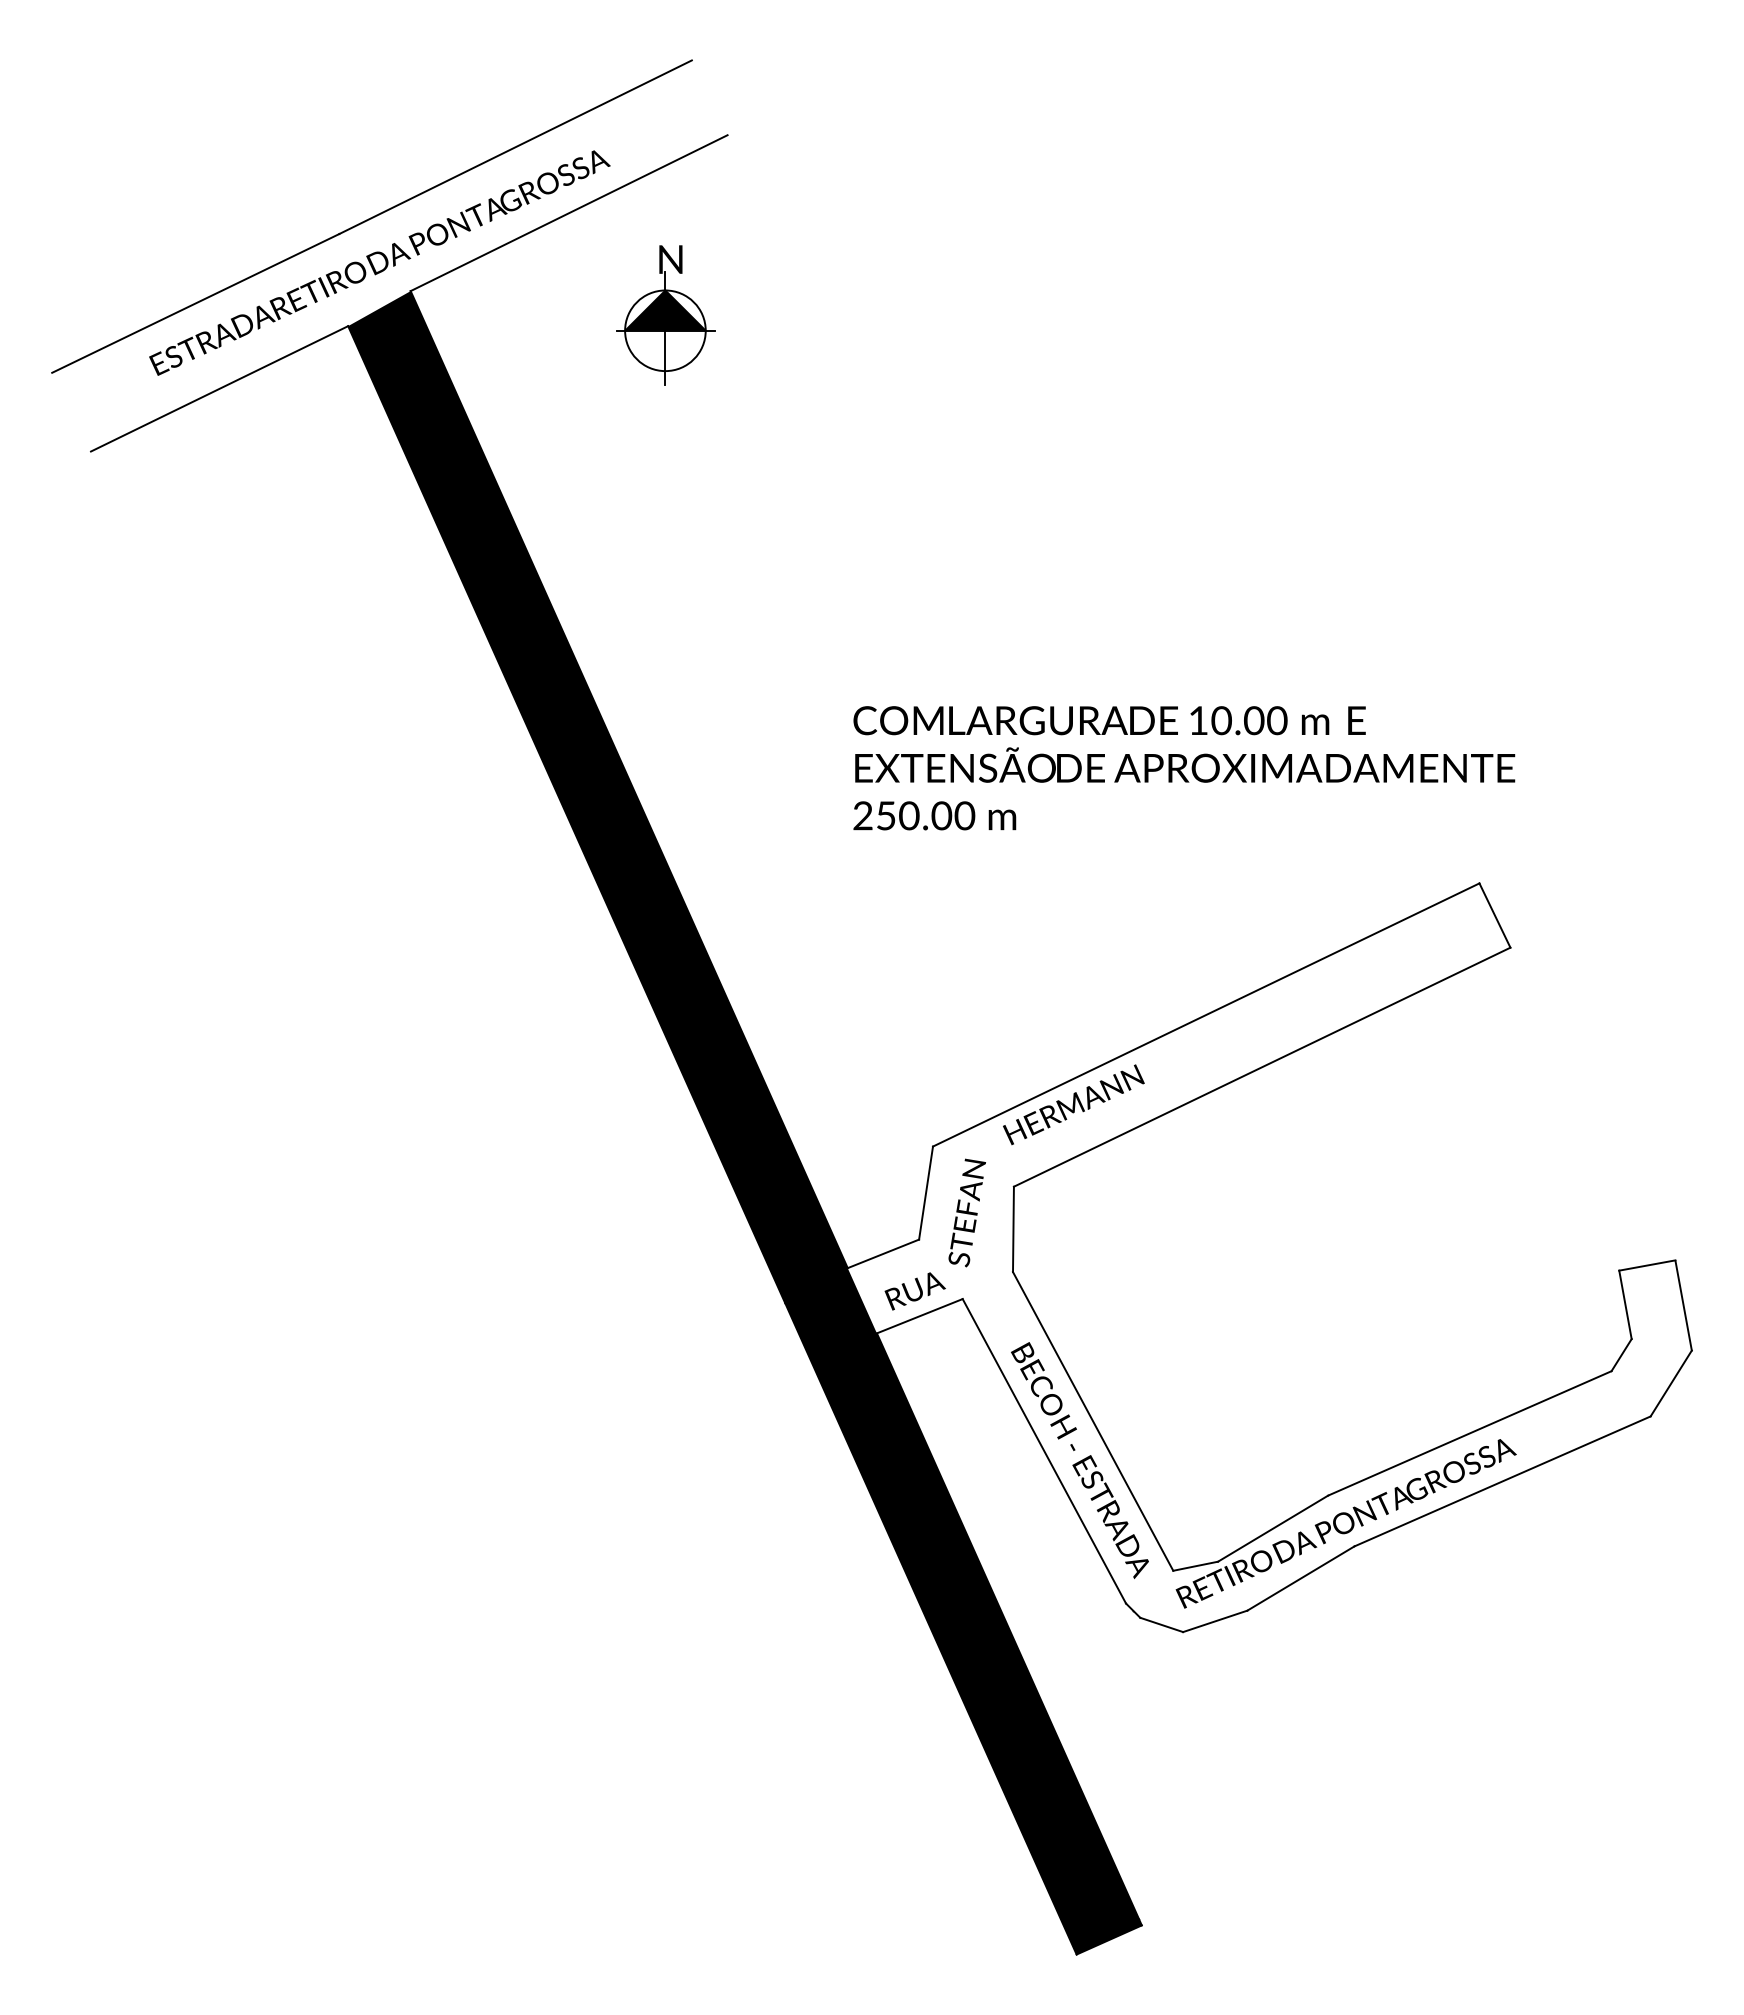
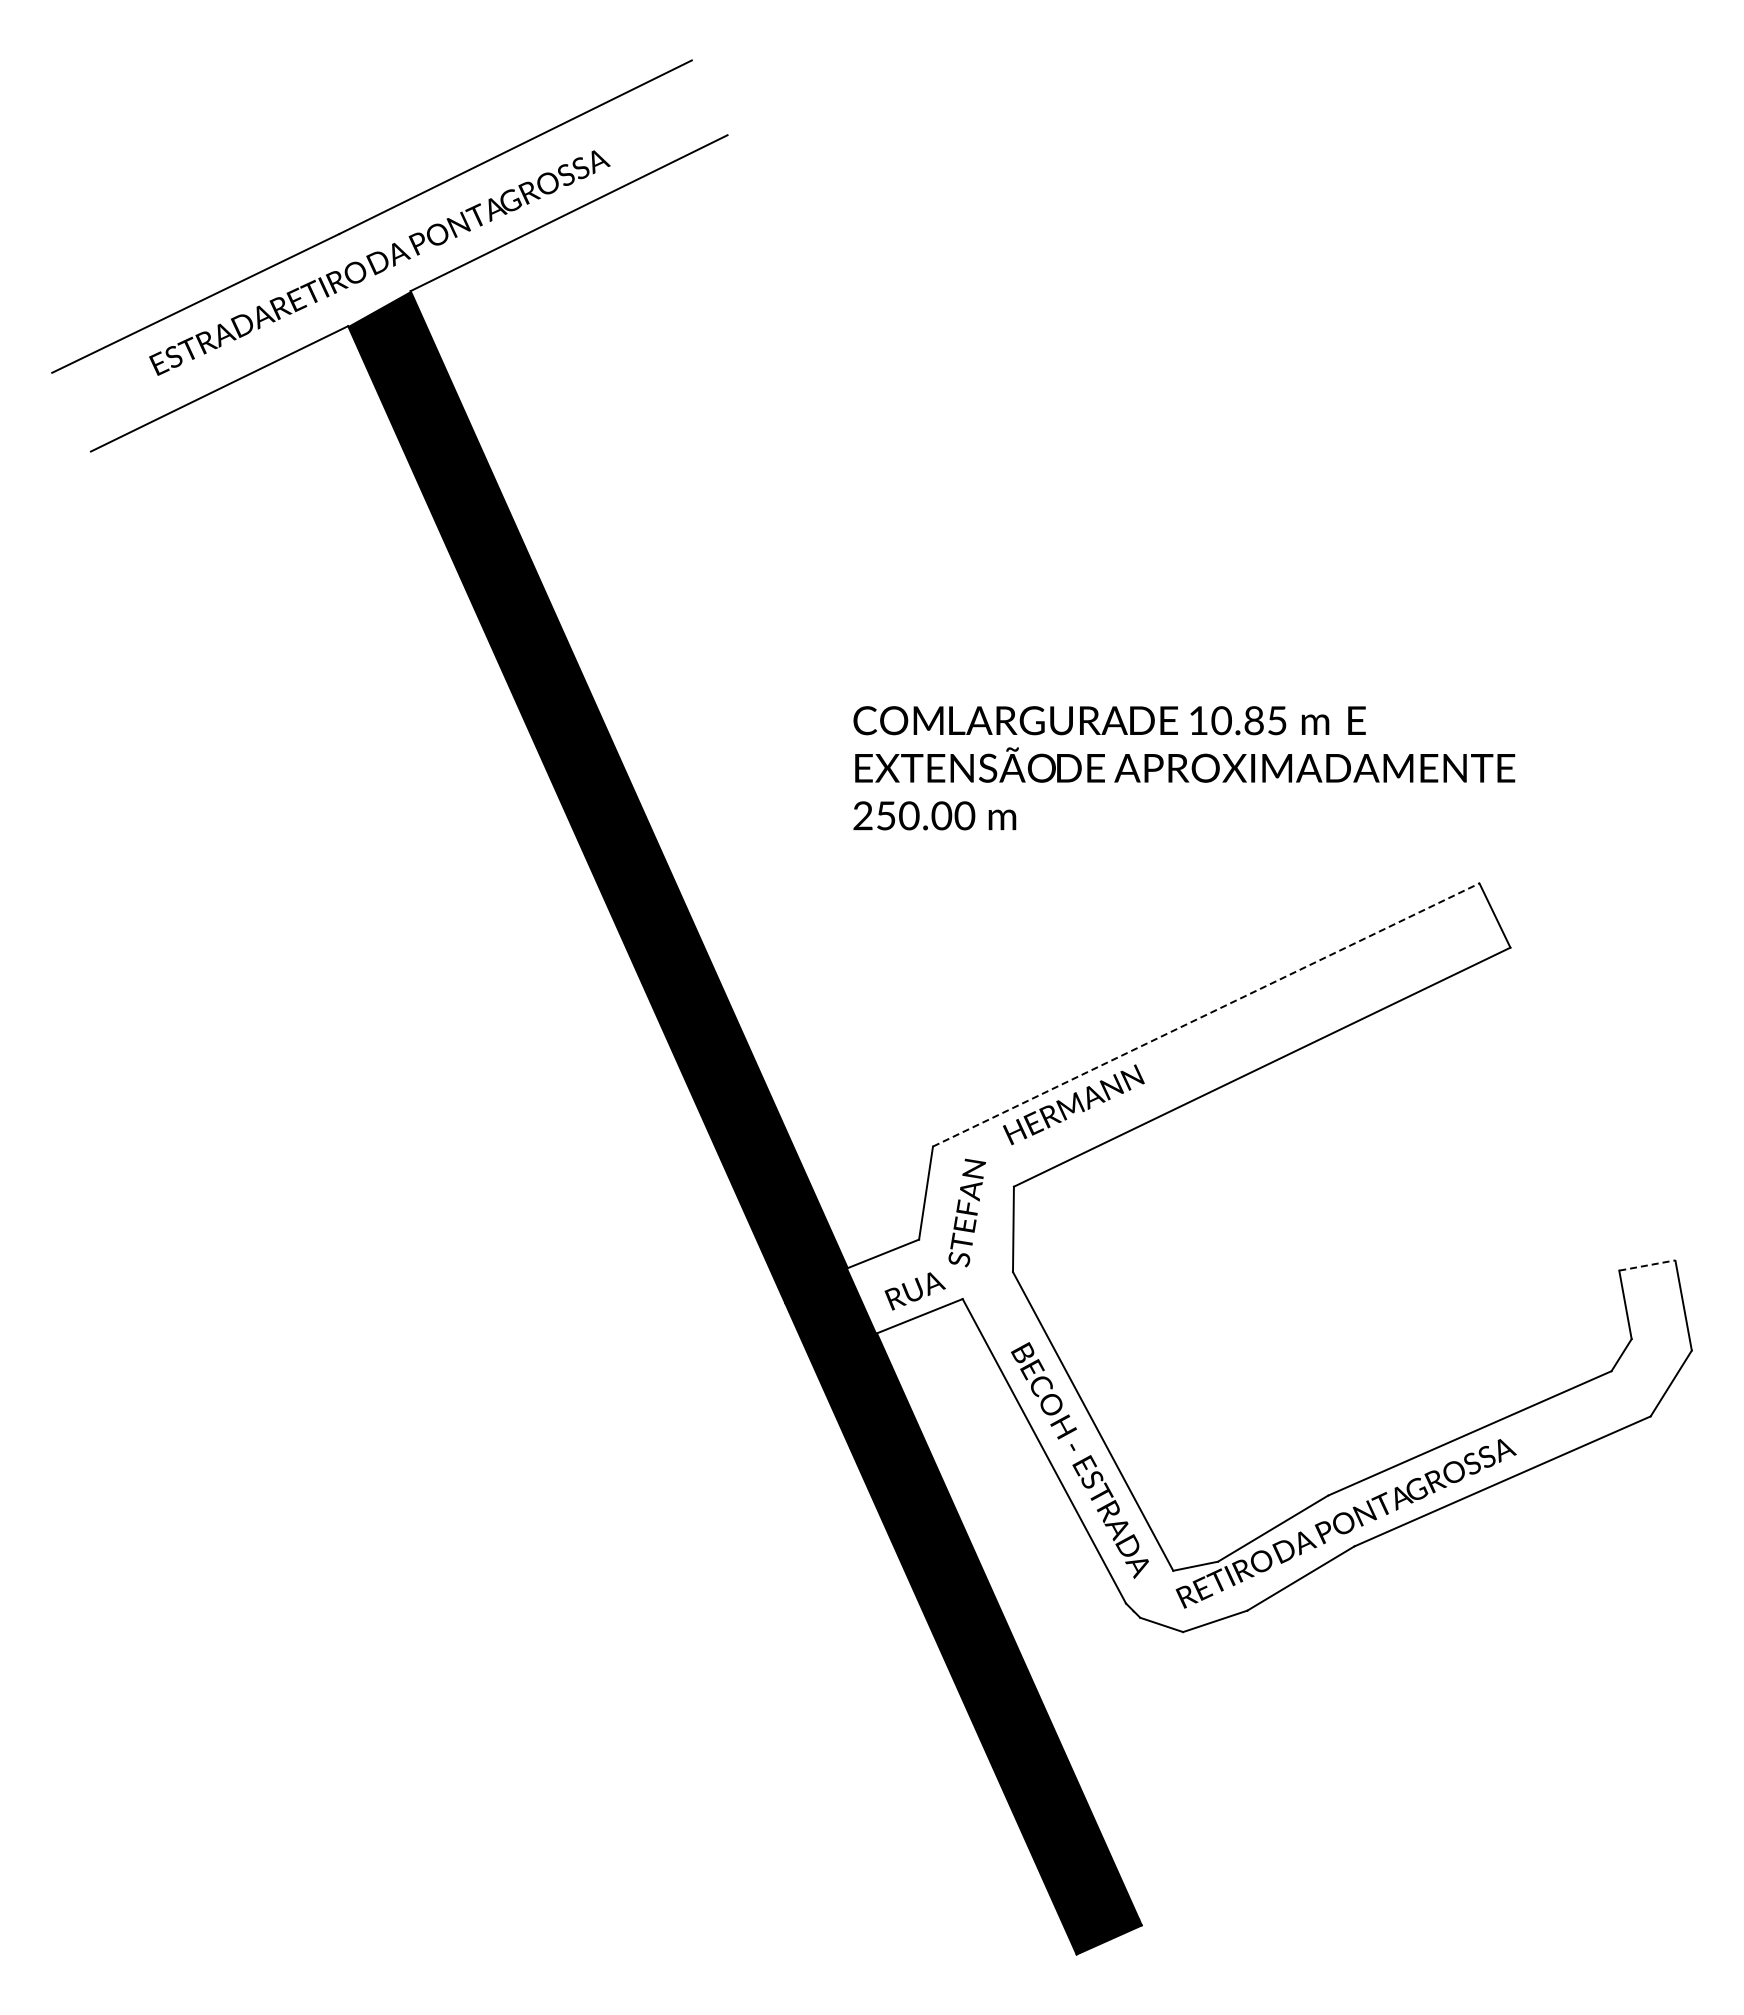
part: present -> none (665, 315)
text: 10.00 -> 10.85 (1265, 720)
line: solid -> dashed (1206, 1014)
line: solid -> dashed (1647, 1265)
